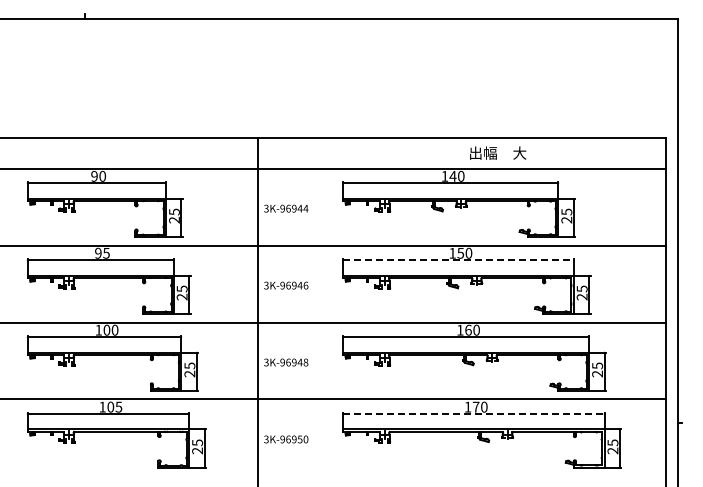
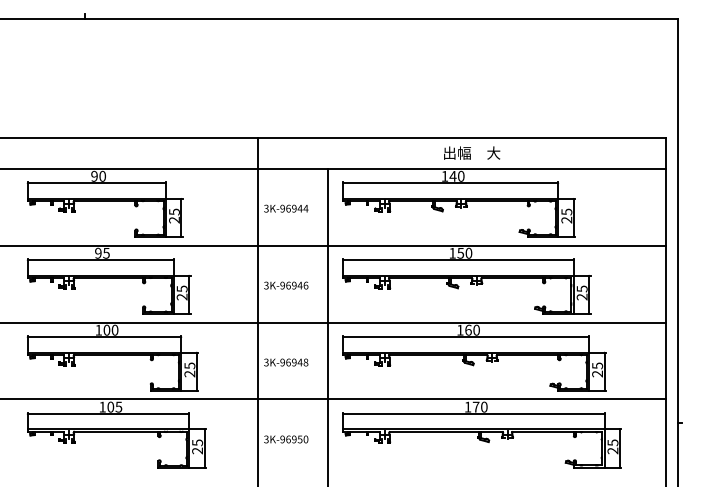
text position: (498, 152) -> (472, 152) (472, 152)
line: dashed -> solid (458, 260)
line: none -> present (327, 325)
line: dashed -> solid (473, 414)
